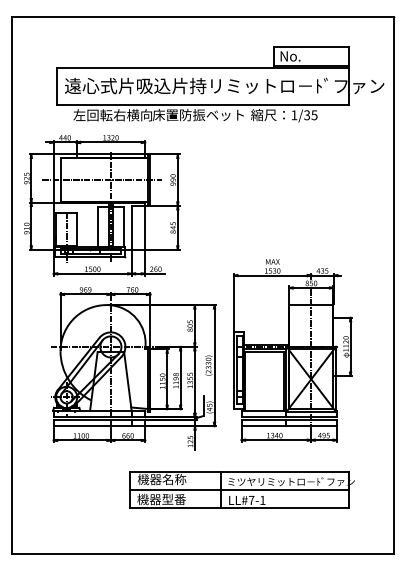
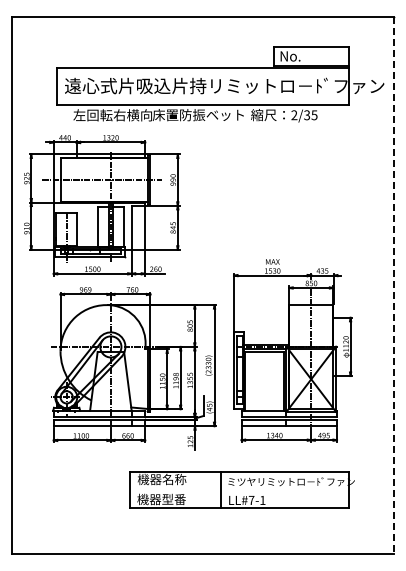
text: 1/35 -> 2/35 (294, 115)
line: solid -> dashed (394, 285)
line: present -> none (239, 489)
